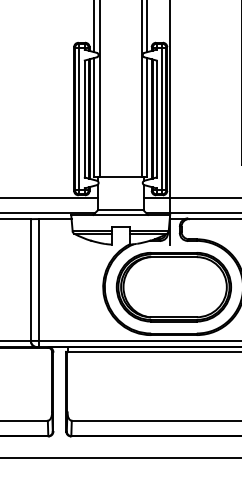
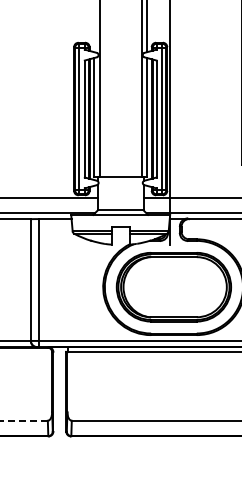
line: present -> none (94, 27)
line: solid -> dashed (23, 420)
line: present -> none (120, 457)
